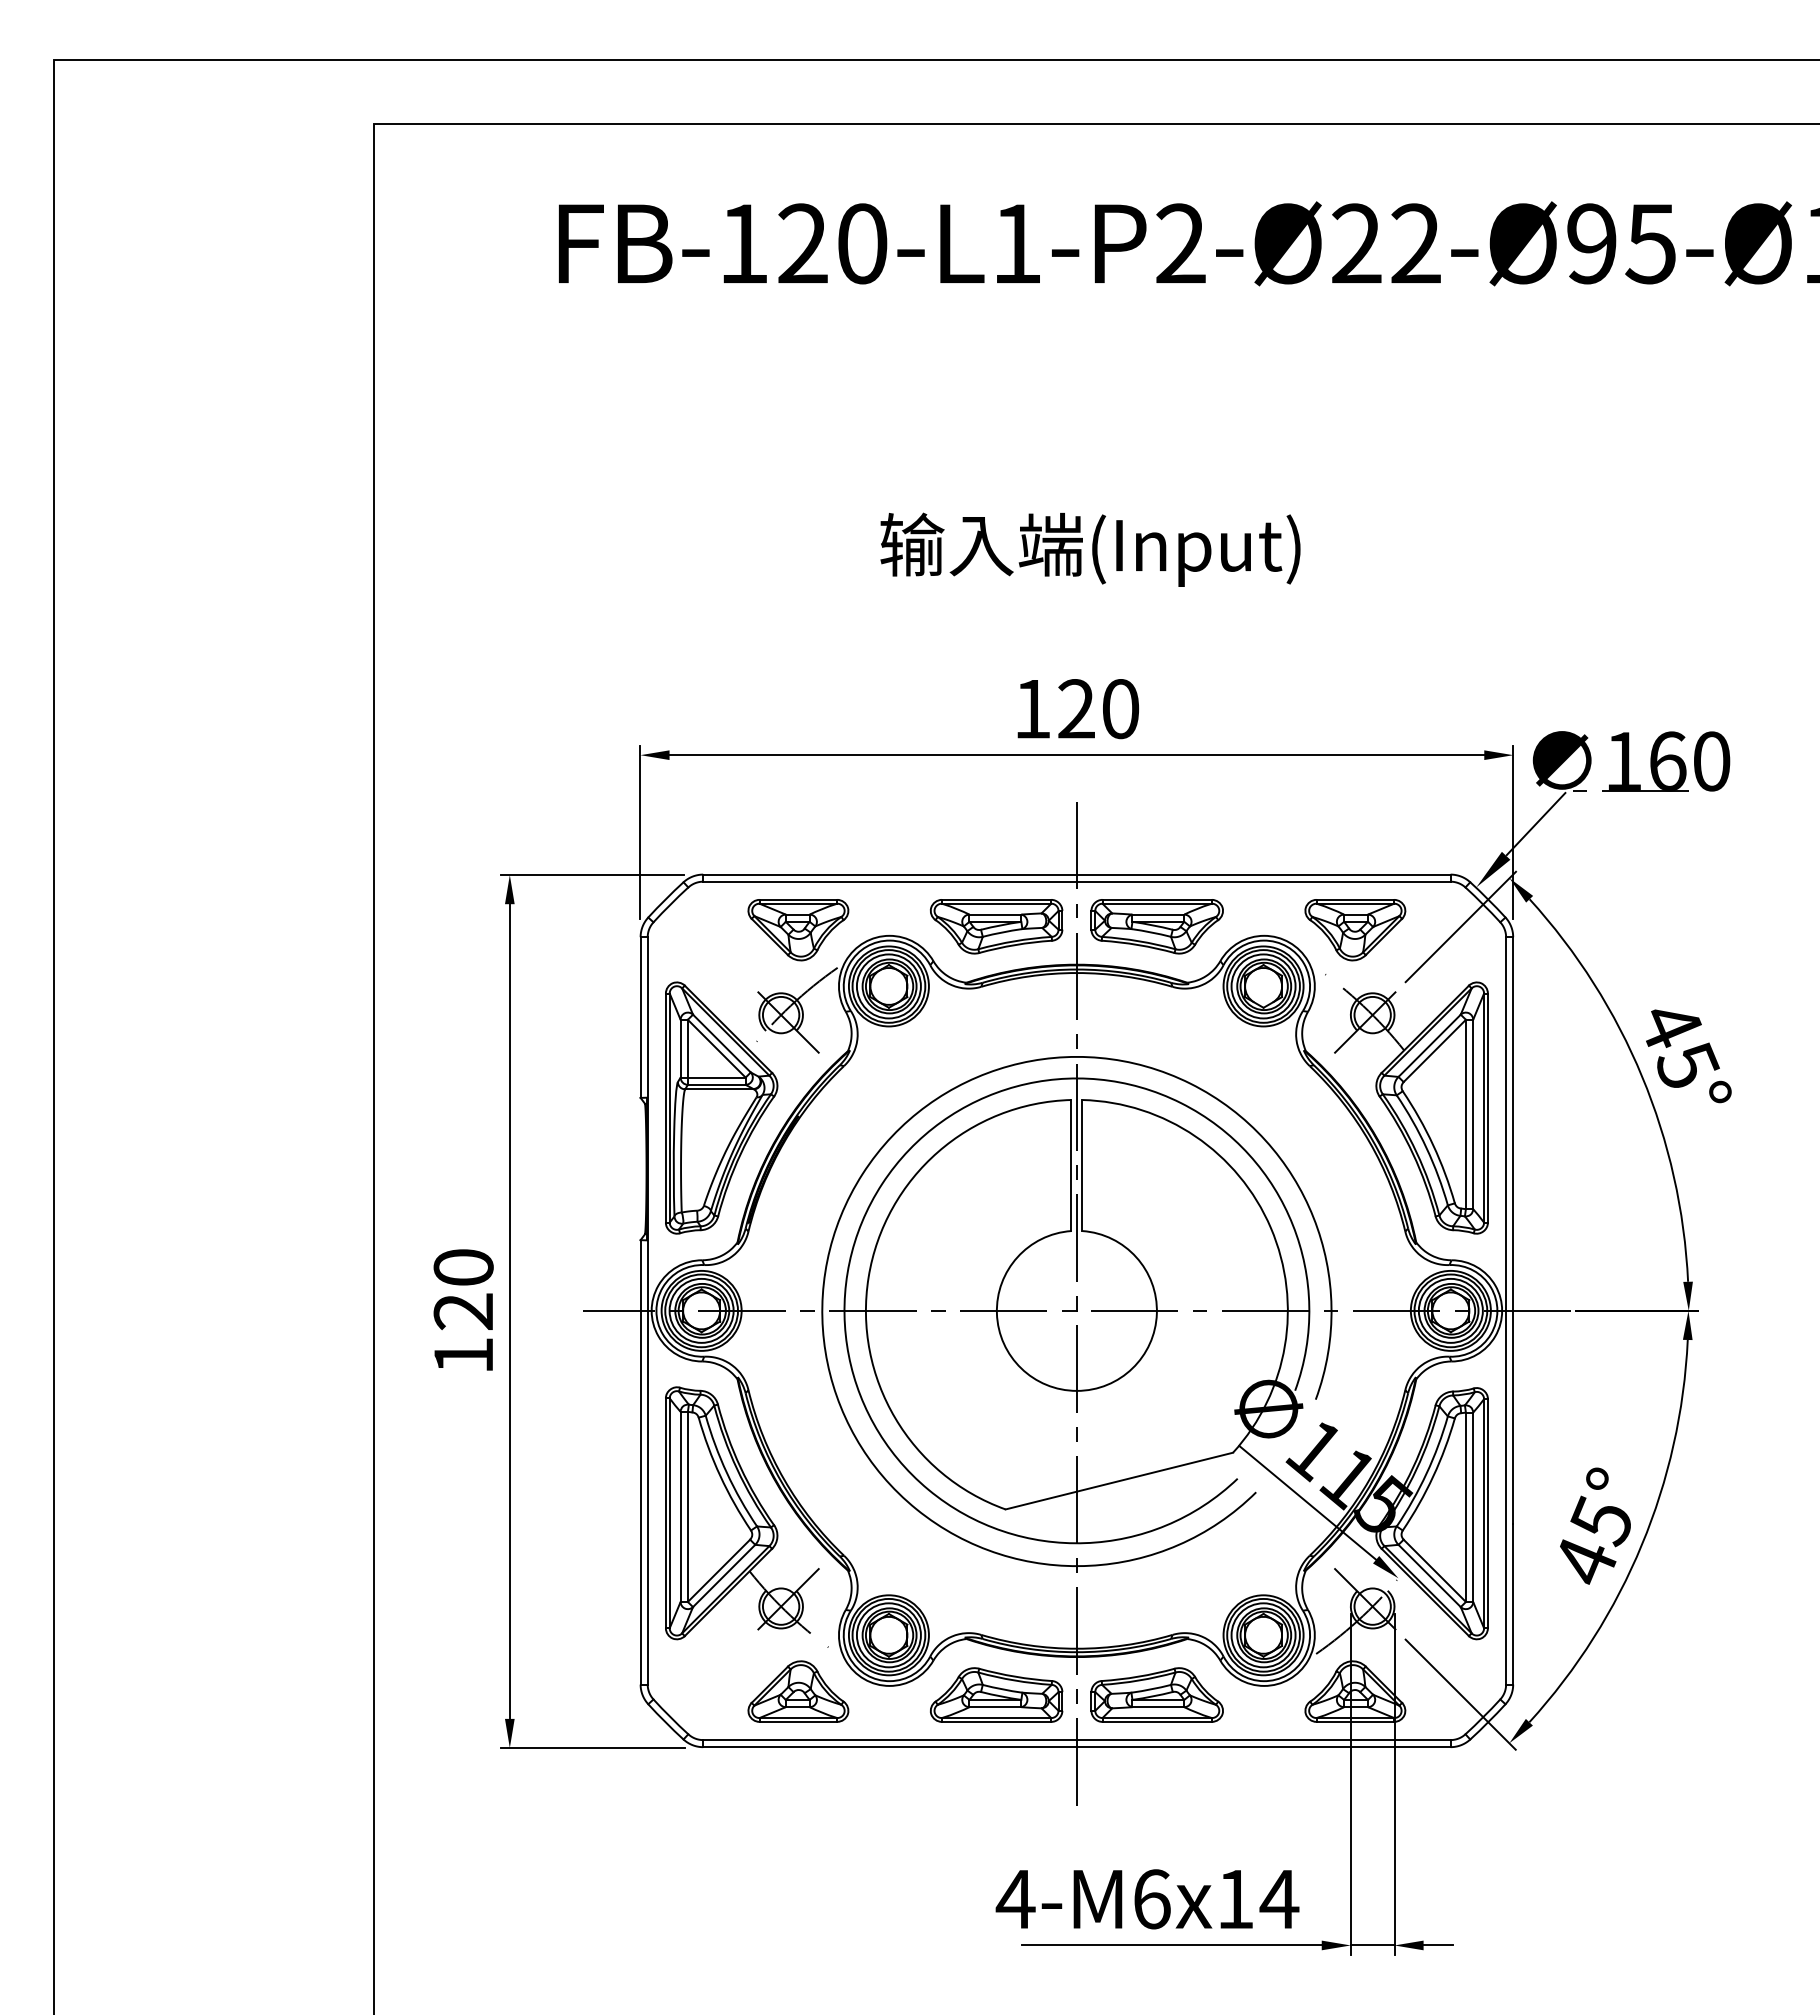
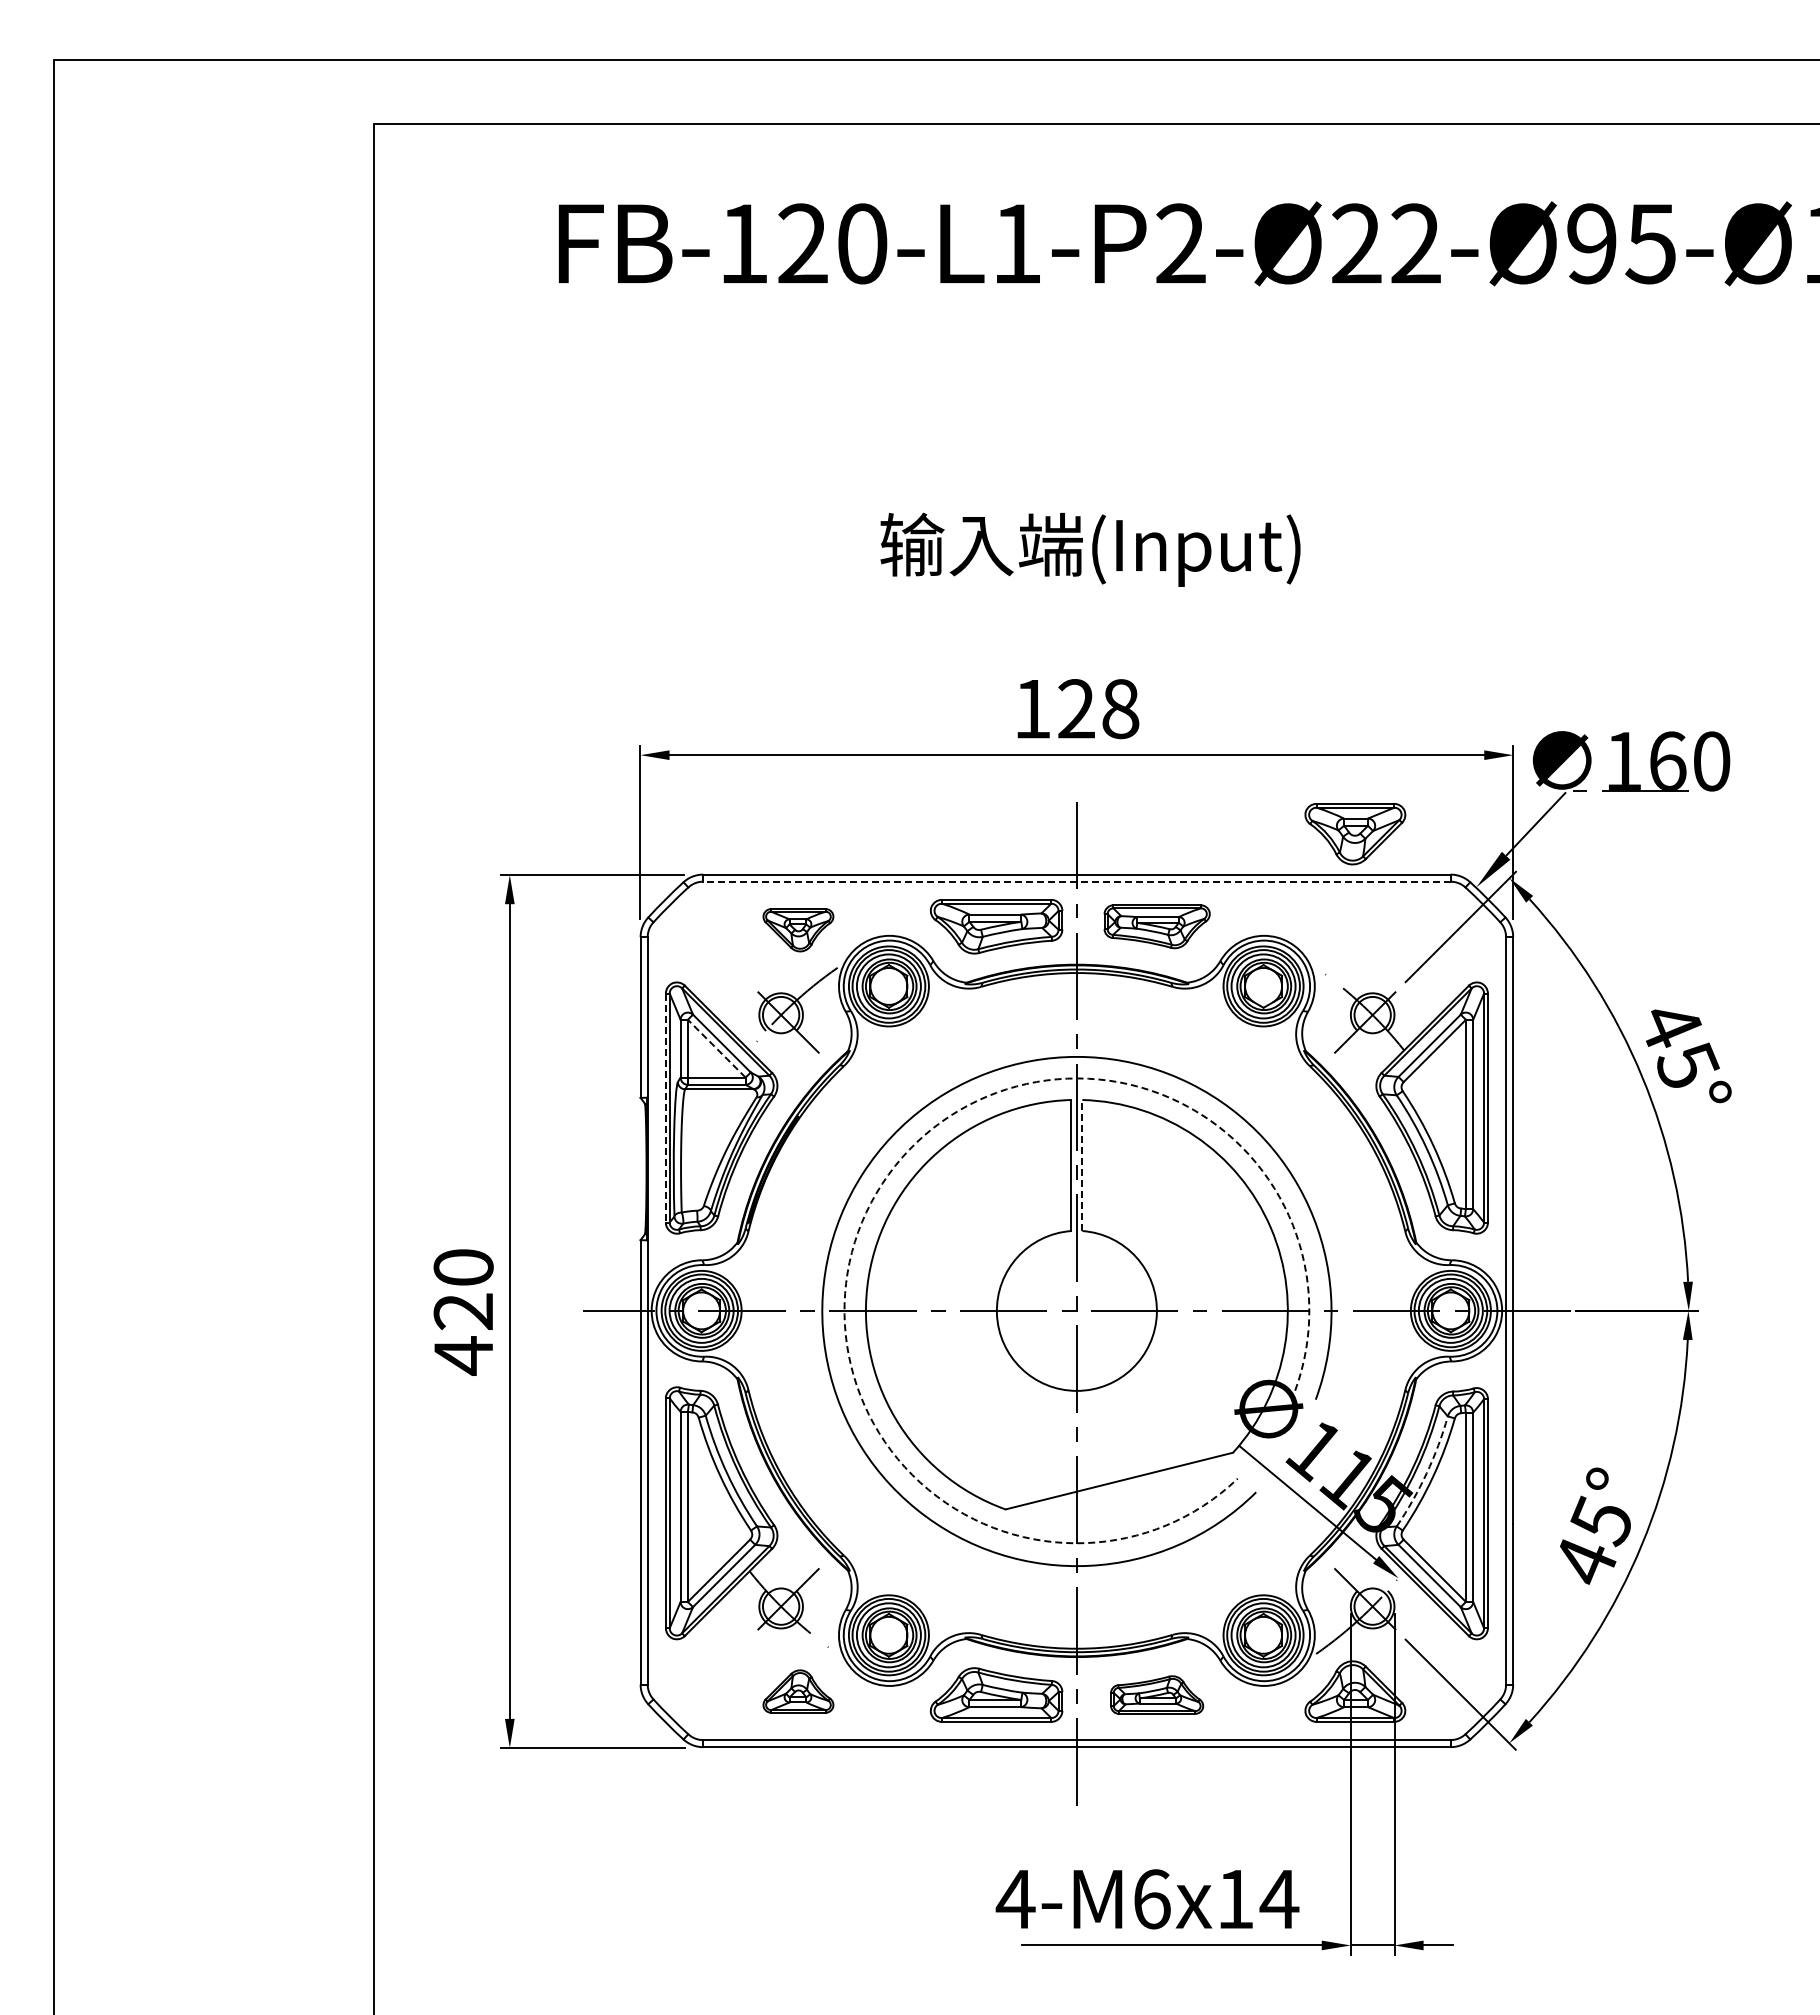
text: 120 -> 128 (1120, 708)
line: solid -> dashed (1076, 881)
part size: 134x56 px -> 108x46 px (1156, 926)
part size: 103x63 px -> 73x45 px (798, 930)
part position: (1355, 930) -> (1355, 834) (1355, 834)
line: solid -> dashed (716, 1048)
line: solid -> dashed (665, 1108)
line: solid -> dashed (1082, 1165)
arc: solid -> dashed (882, 1183)
text: 120 -> 420 (463, 1355)
arc: solid -> dashed (1426, 1473)
part size: 103x63 px -> 73x45 px (798, 1691)
part size: 134x56 px -> 95x40 px (1157, 1694)
